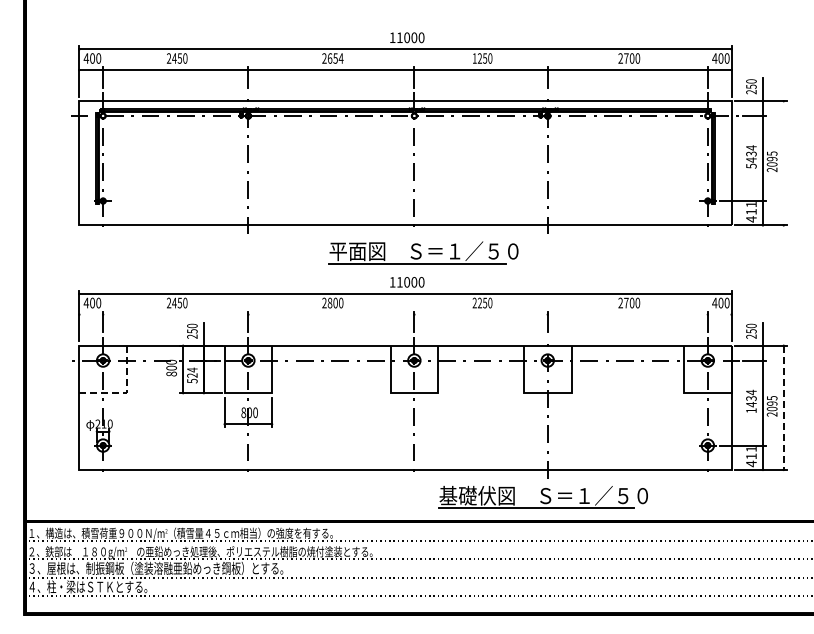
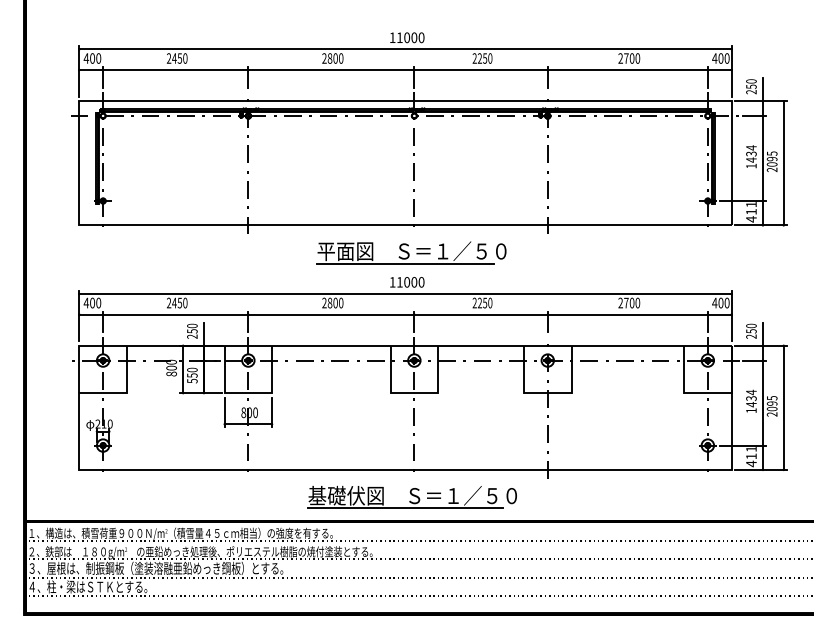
text: 2654 -> 2800 (335, 58)
text: 1250 -> 2250 (474, 58)
line: none -> present (783, 163)
text: 5434 -> 1434 (751, 165)
part position: (423, 252) -> (411, 252) (411, 252)
line: none -> present (405, 314)
text: 524 -> 550 (192, 372)
line: dashed -> solid (126, 393)
line: dashed -> solid (783, 408)
part position: (542, 496) -> (411, 496) (411, 496)
